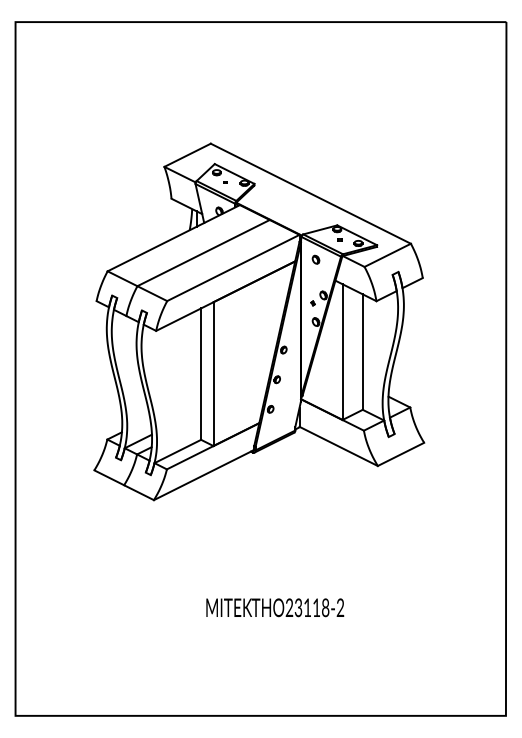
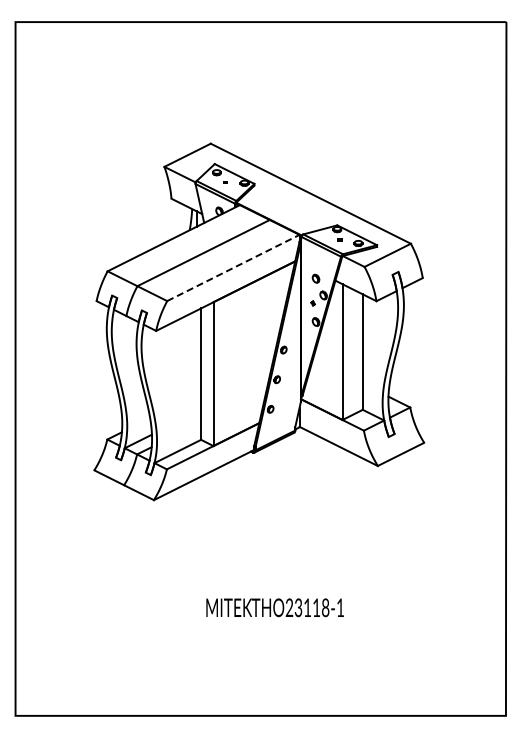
part position: (315, 259) -> (315, 278) (315, 278)
line: solid -> dashed (233, 267)
text: THO23118-2 -> THO23118-1 (340, 607)
